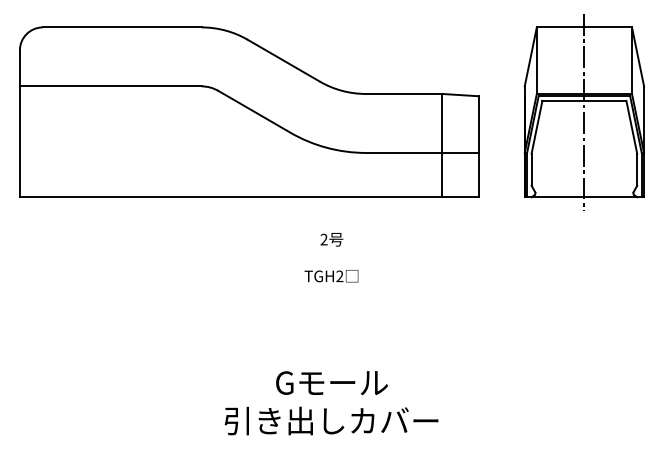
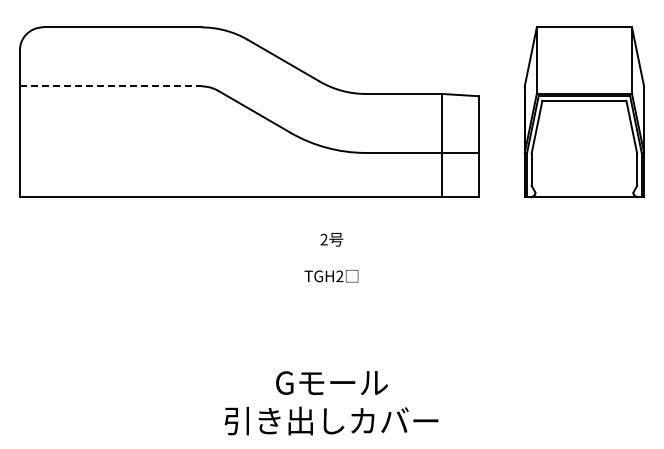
line: solid -> dashed (110, 86)
line: present -> none (584, 112)
